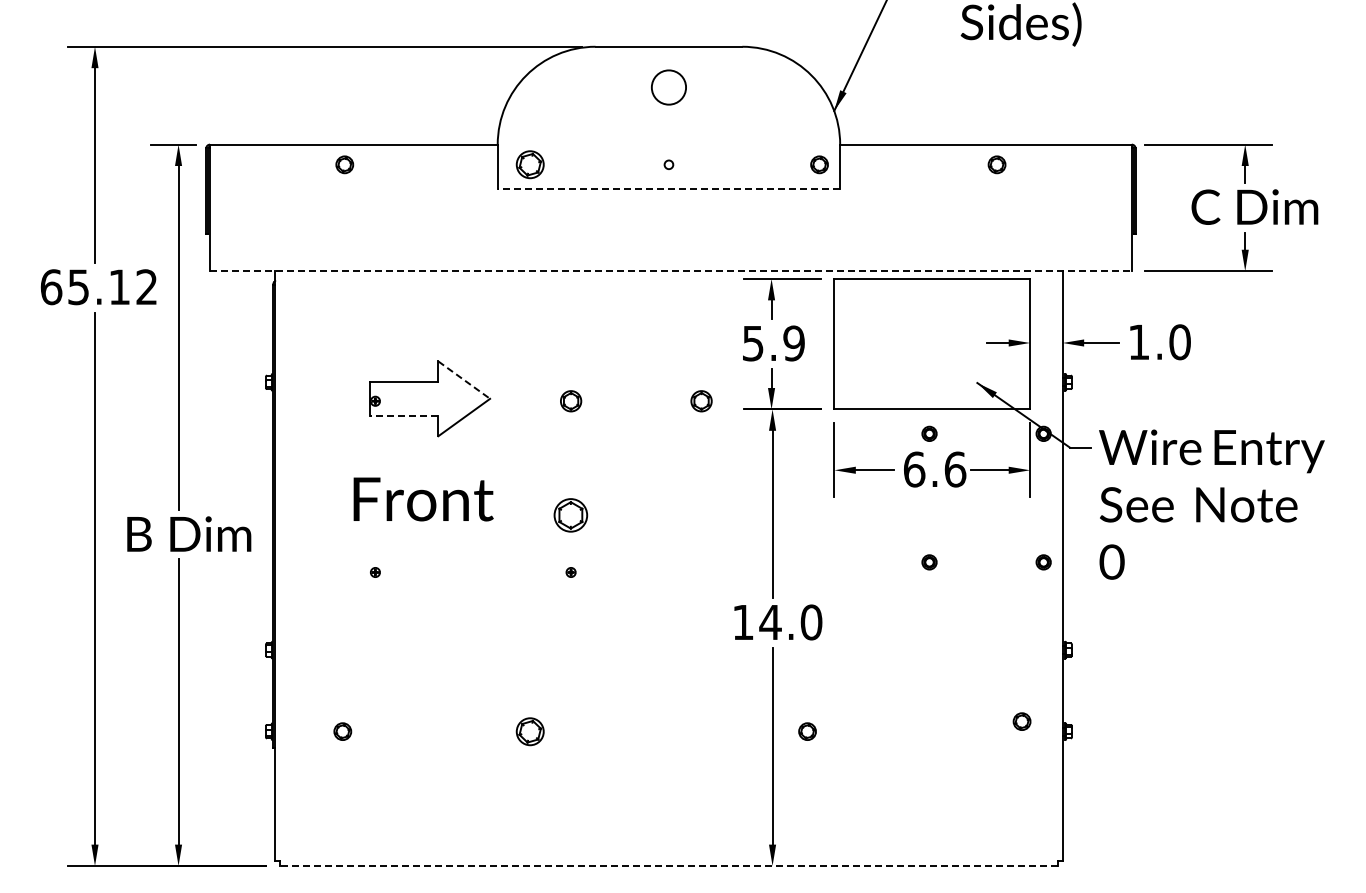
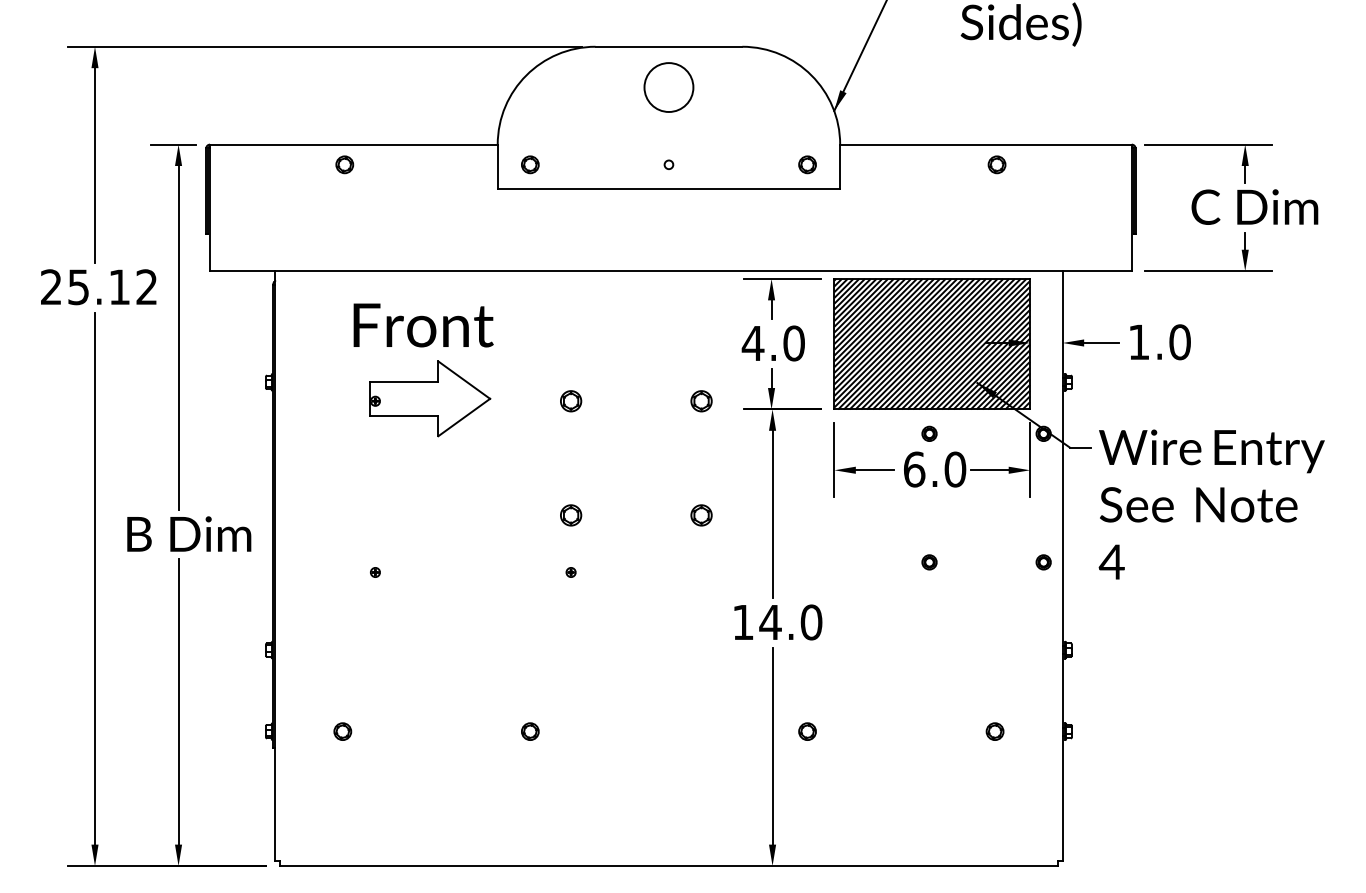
circle diameter: 34 px -> 49 px (668, 87)
part size: 30x30 px -> 19x20 px (530, 164)
part position: (819, 164) -> (807, 164) (807, 164)
line: dashed -> solid (668, 189)
line: dashed -> solid (670, 271)
text: 65.12 -> 25.12 (51, 287)
text: 5.9 -> 4.0 (772, 343)
hatch: none -> present (932, 343)
line: dashed -> solid (464, 380)
line: dashed -> solid (403, 416)
text: 6.6 -> 6.0 (955, 469)
text position: (423, 499) -> (423, 325) (423, 325)
part size: 36x35 px -> 23x23 px (571, 515)
part: none -> present (701, 515)
text: 0 -> 4 (1111, 561)
part position: (1021, 721) -> (994, 731) (994, 731)
part size: 30x30 px -> 19x19 px (530, 731)
line: dashed -> solid (668, 866)
